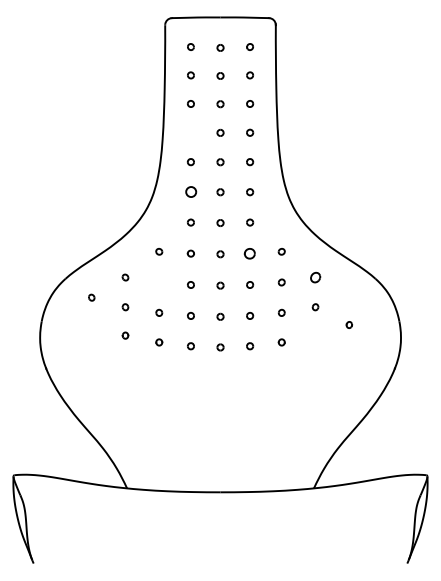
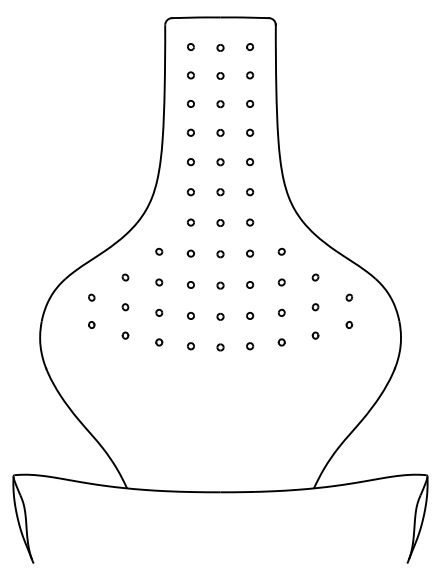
part: none -> present (190, 132)
part size: 13x12 px -> 9x9 px (190, 192)
part size: 13x12 px -> 9x9 px (250, 253)
part size: 12x13 px -> 9x9 px (315, 277)
part: none -> present (159, 282)
part: none -> present (349, 297)
part: none -> present (91, 324)
part: none -> present (315, 335)
